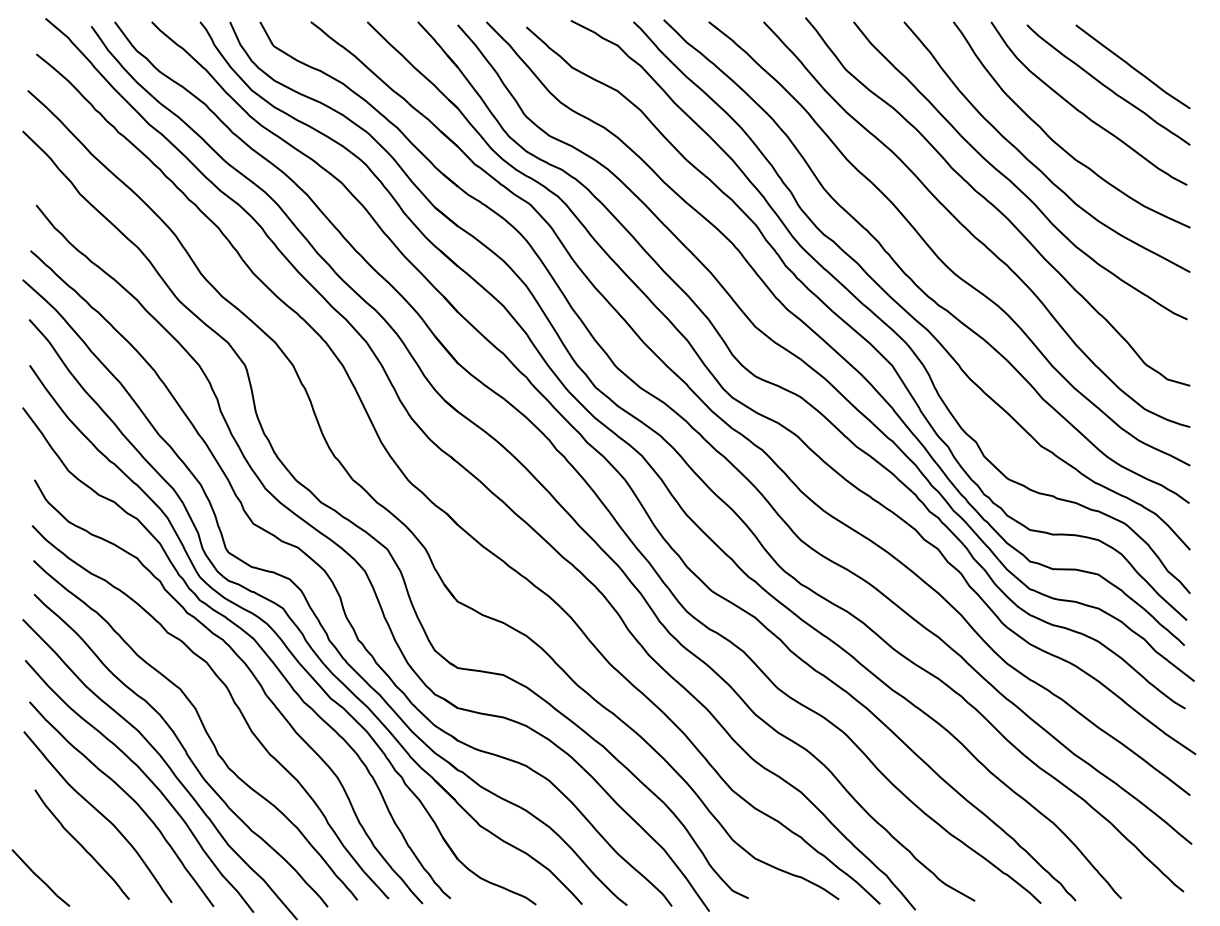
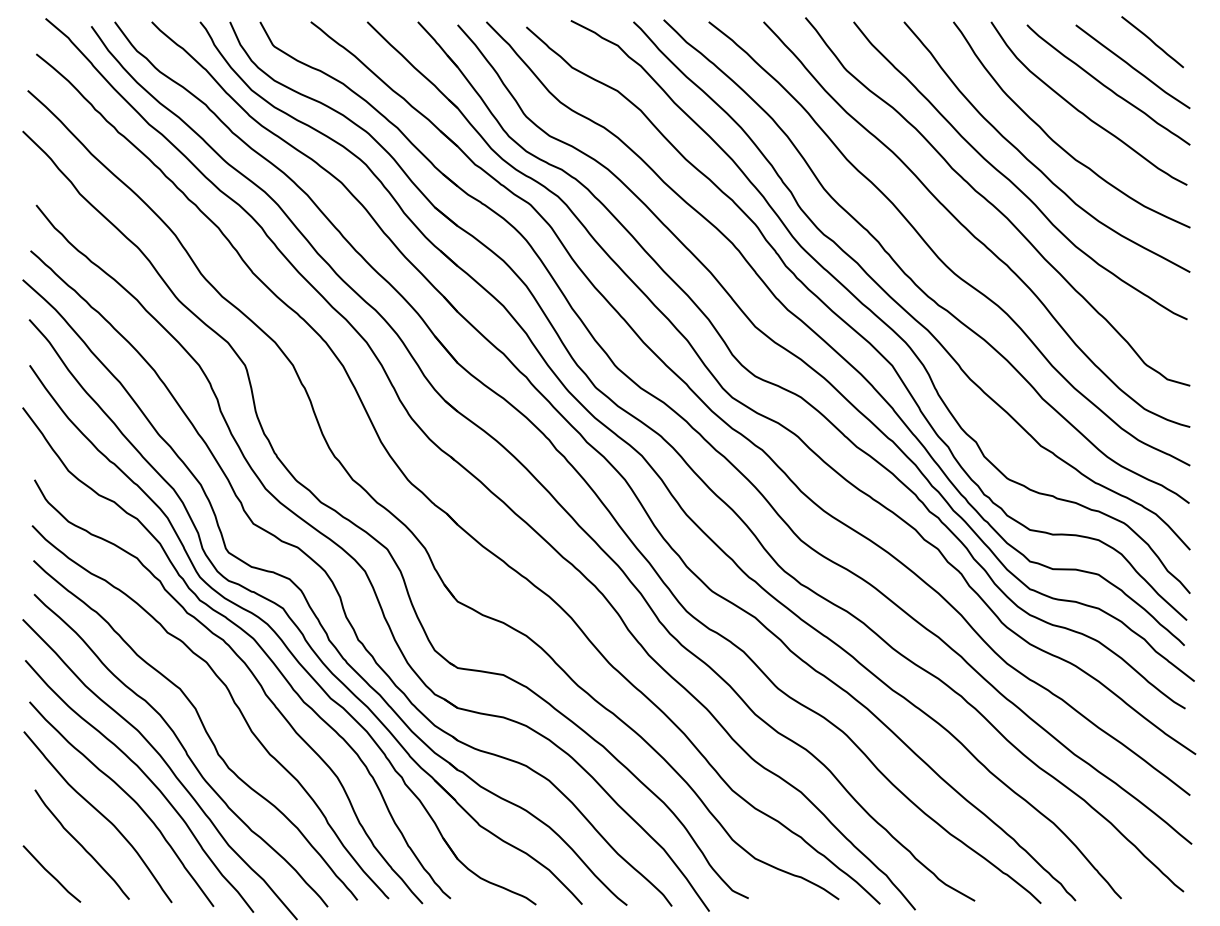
line: none -> present (1152, 42)
line position: (40, 877) -> (51, 873) (51, 873)
